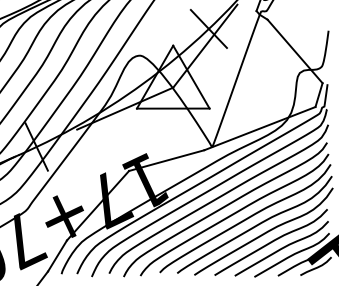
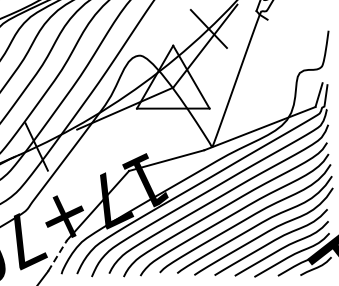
line: present -> none (294, 51)
line: solid -> dashed (57, 255)
